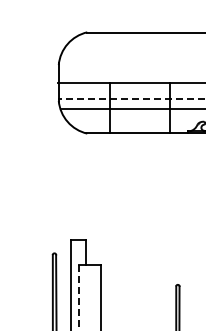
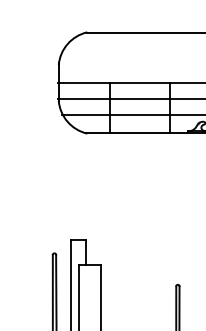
line: dashed -> solid (131, 98)
line position: (131, 108) -> (131, 114) (131, 114)
line: dashed -> solid (78, 298)
